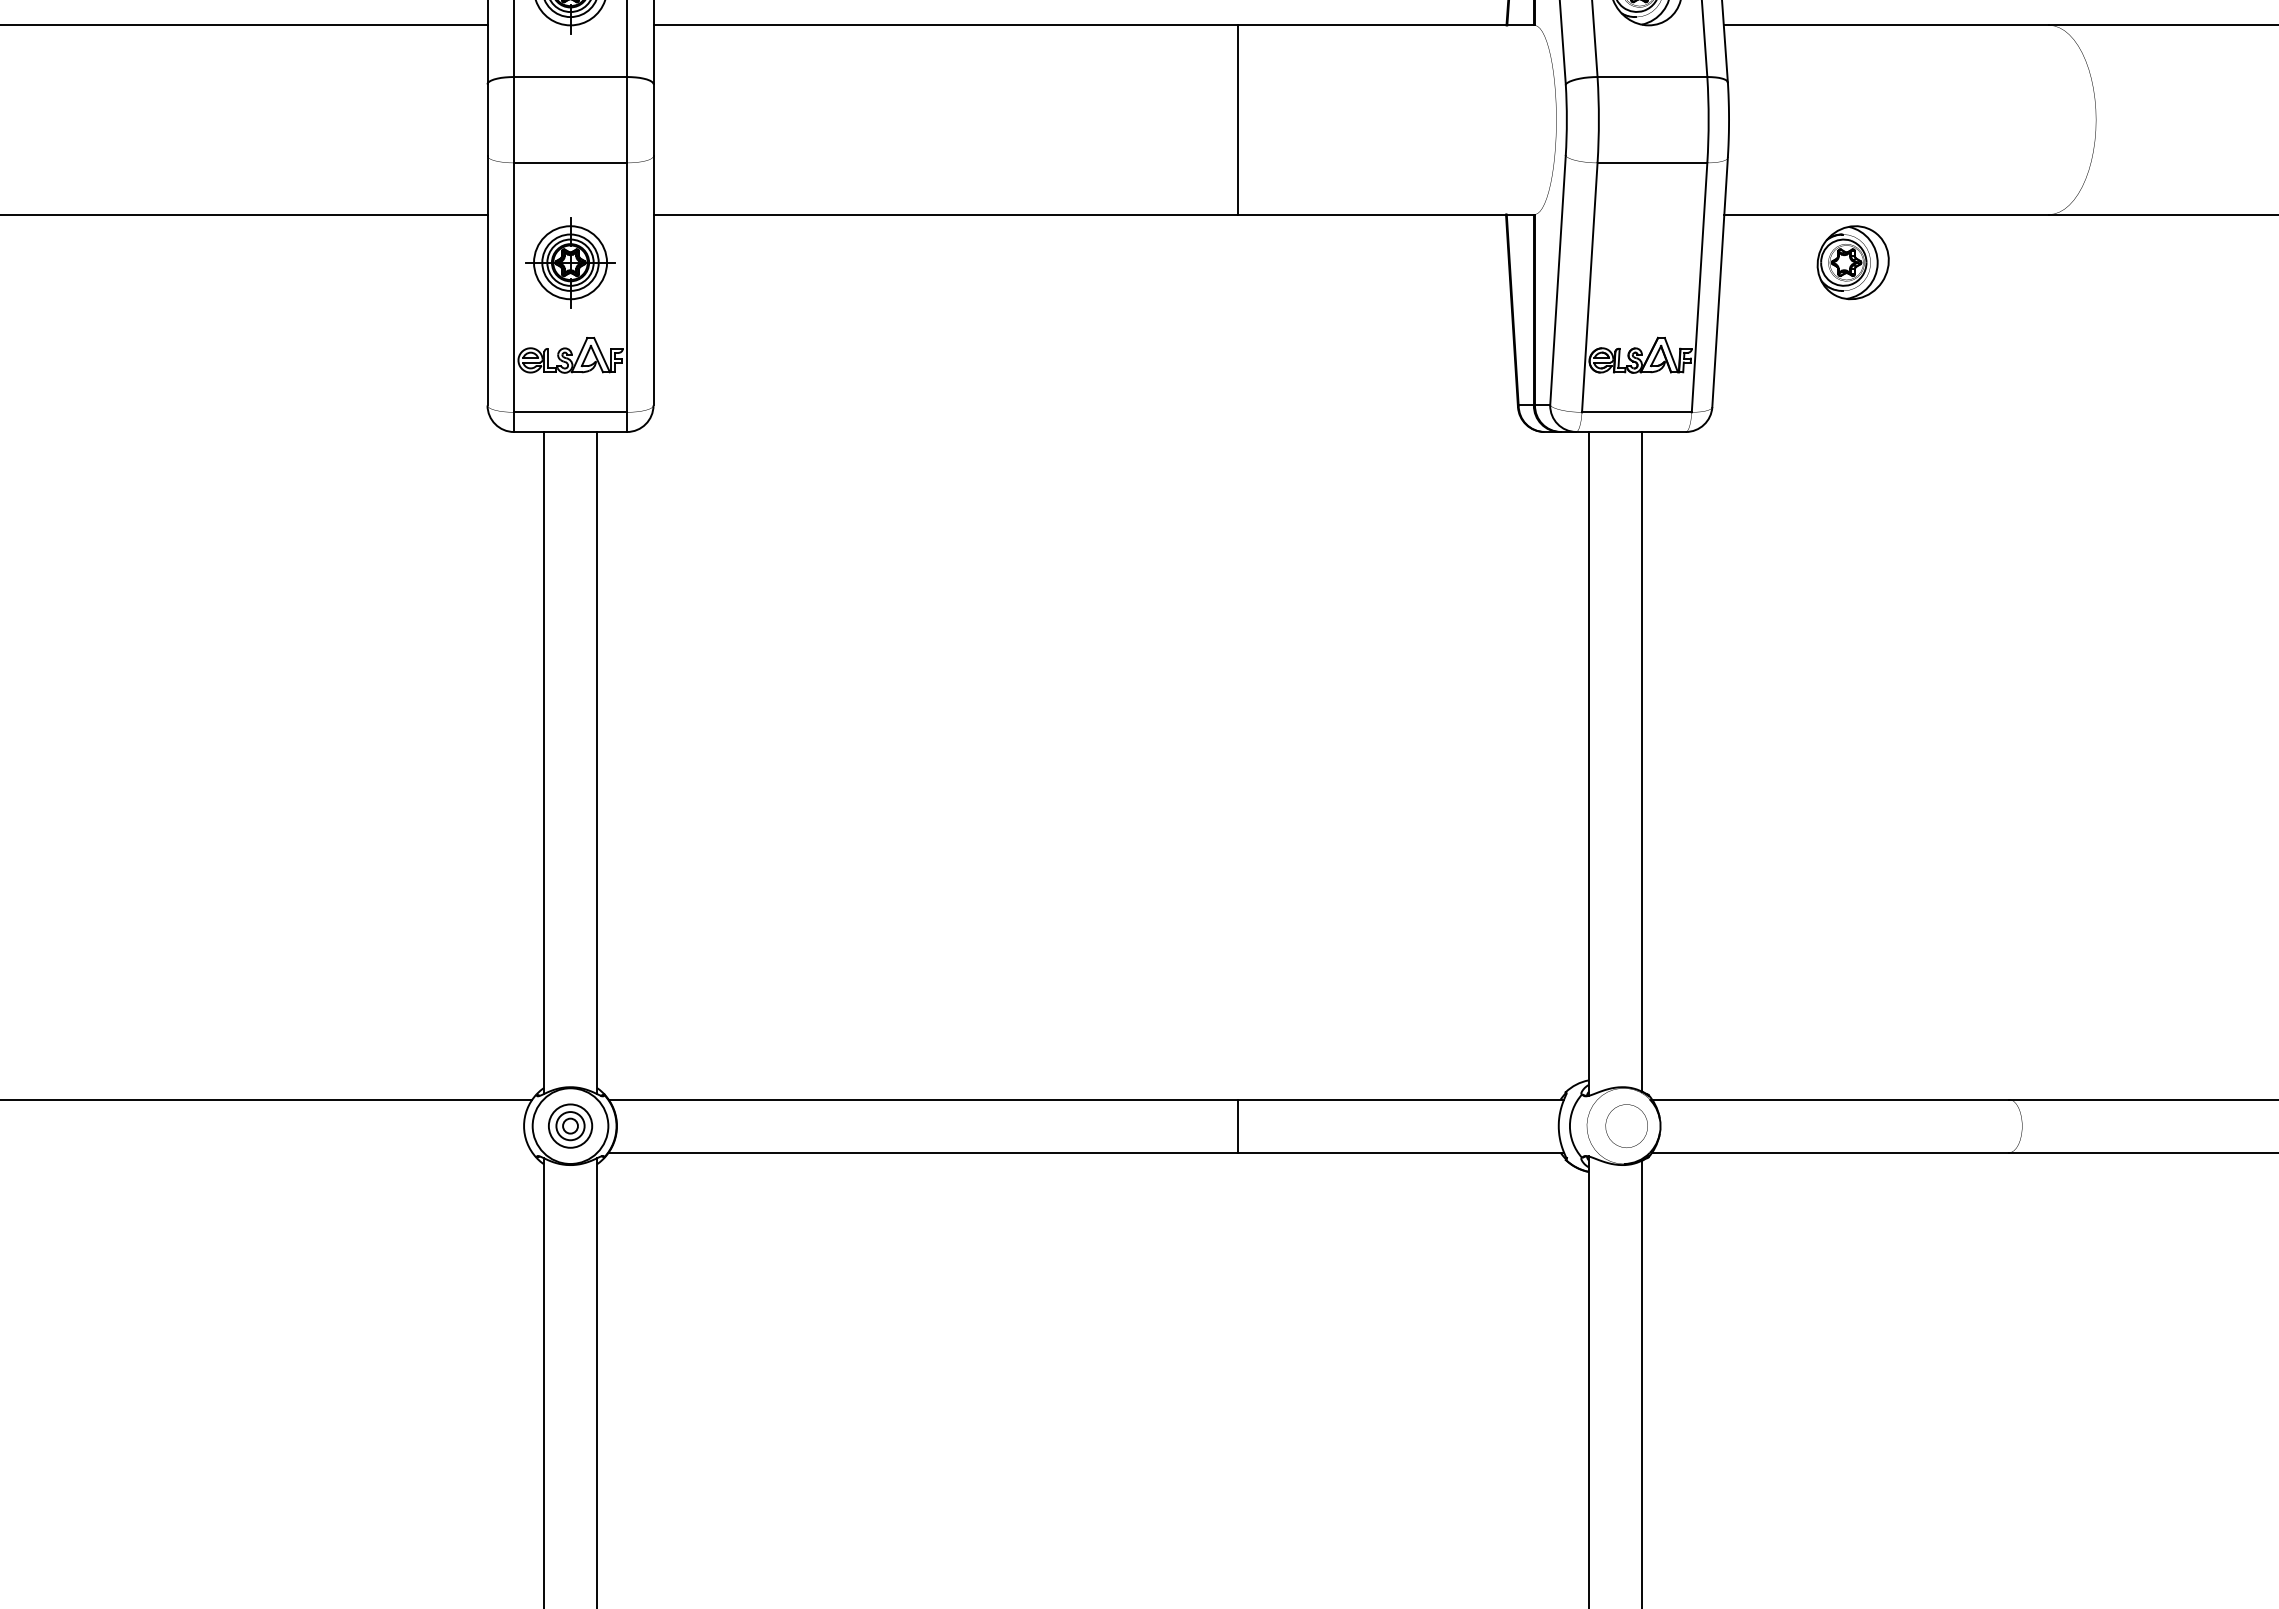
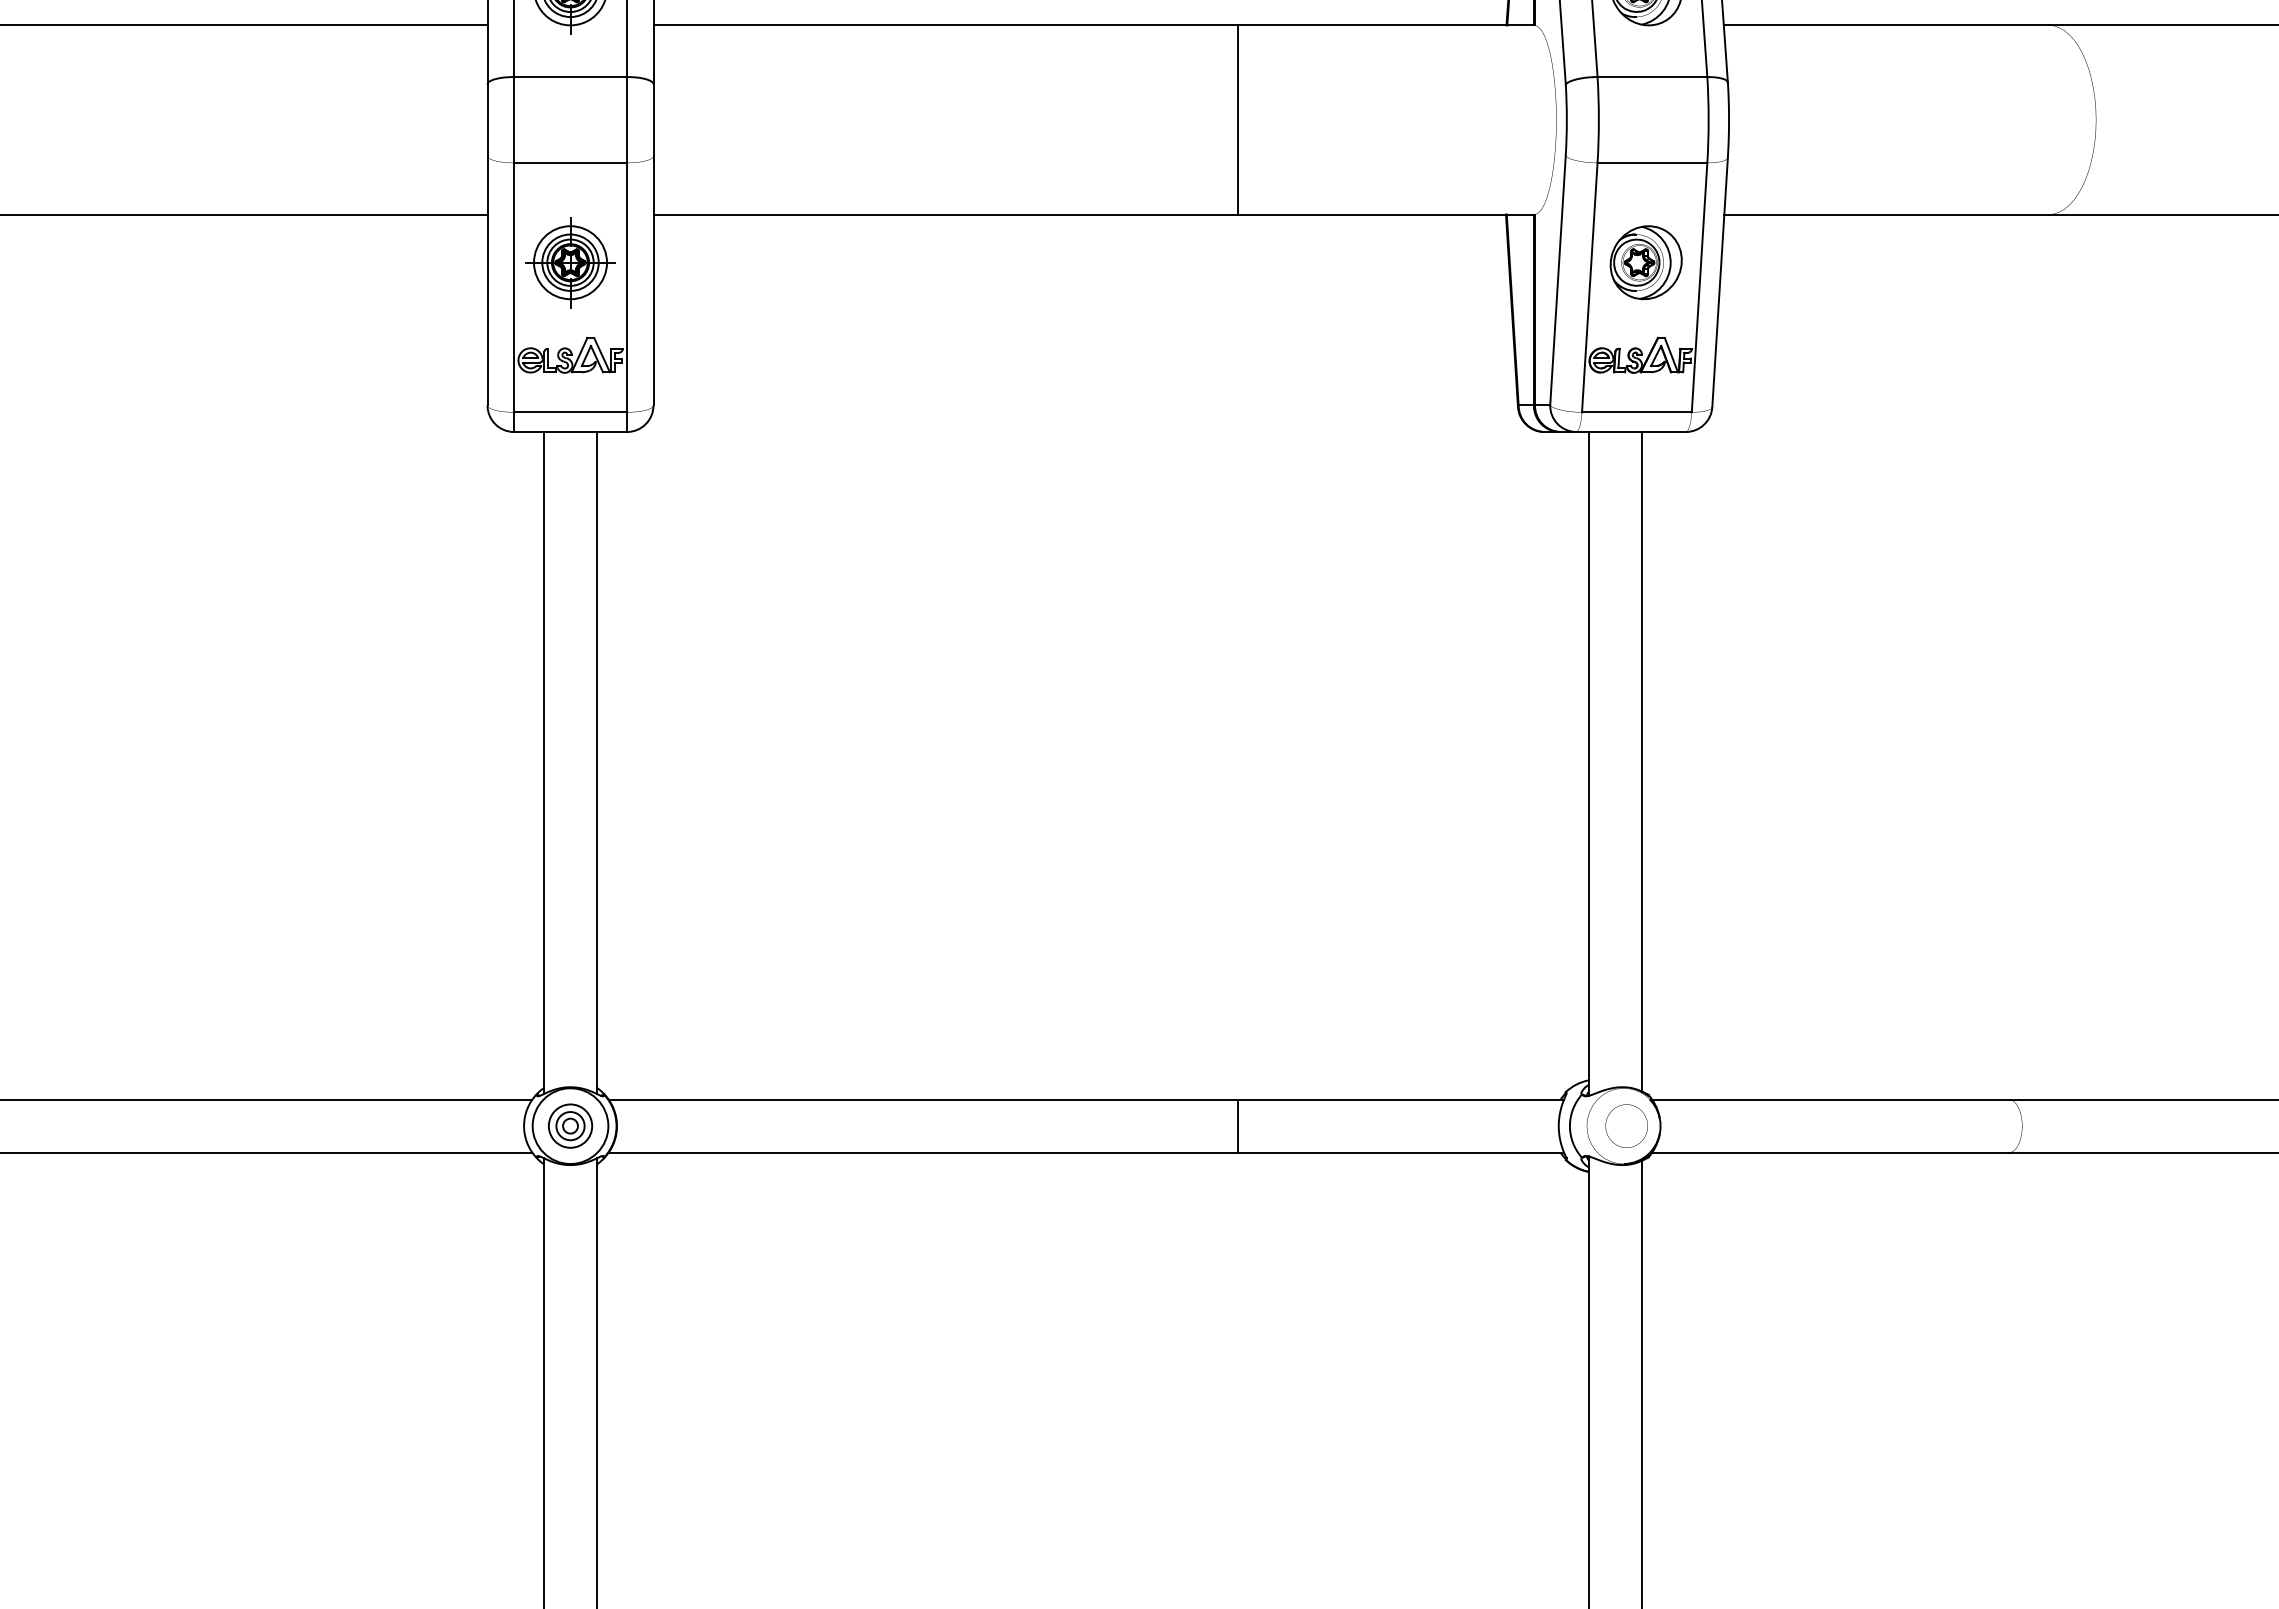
part position: (1852, 262) -> (1645, 262) (1645, 262)
line: none -> present (267, 1152)
